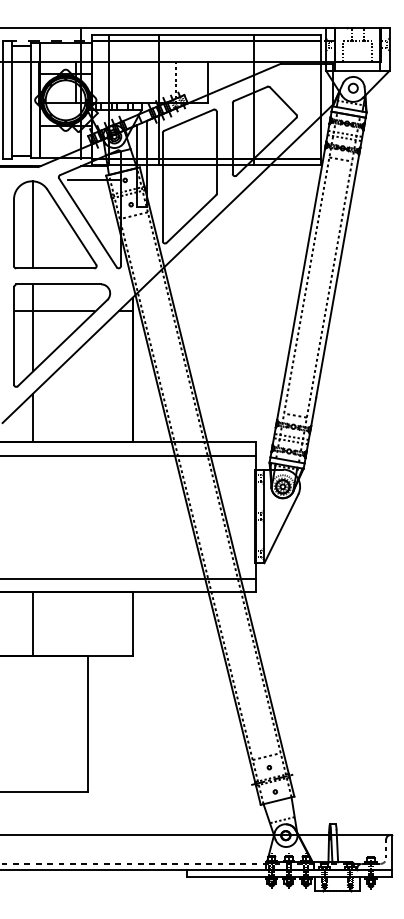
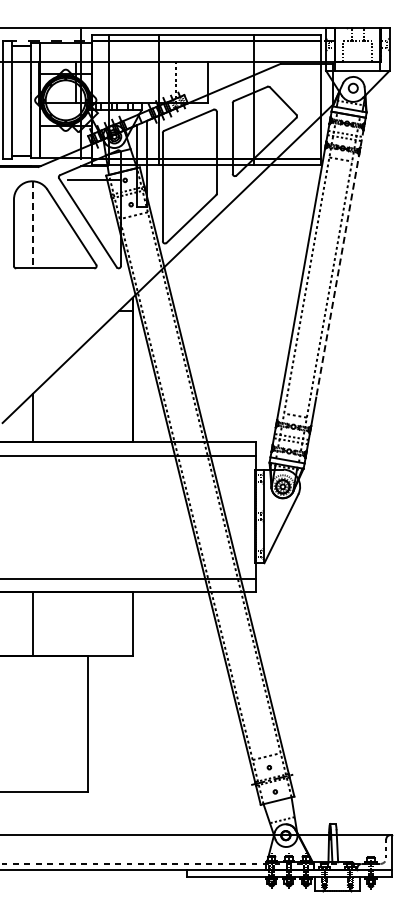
line: solid -> dashed (32, 225)
line: solid -> dashed (340, 258)
part: present -> none (62, 335)
